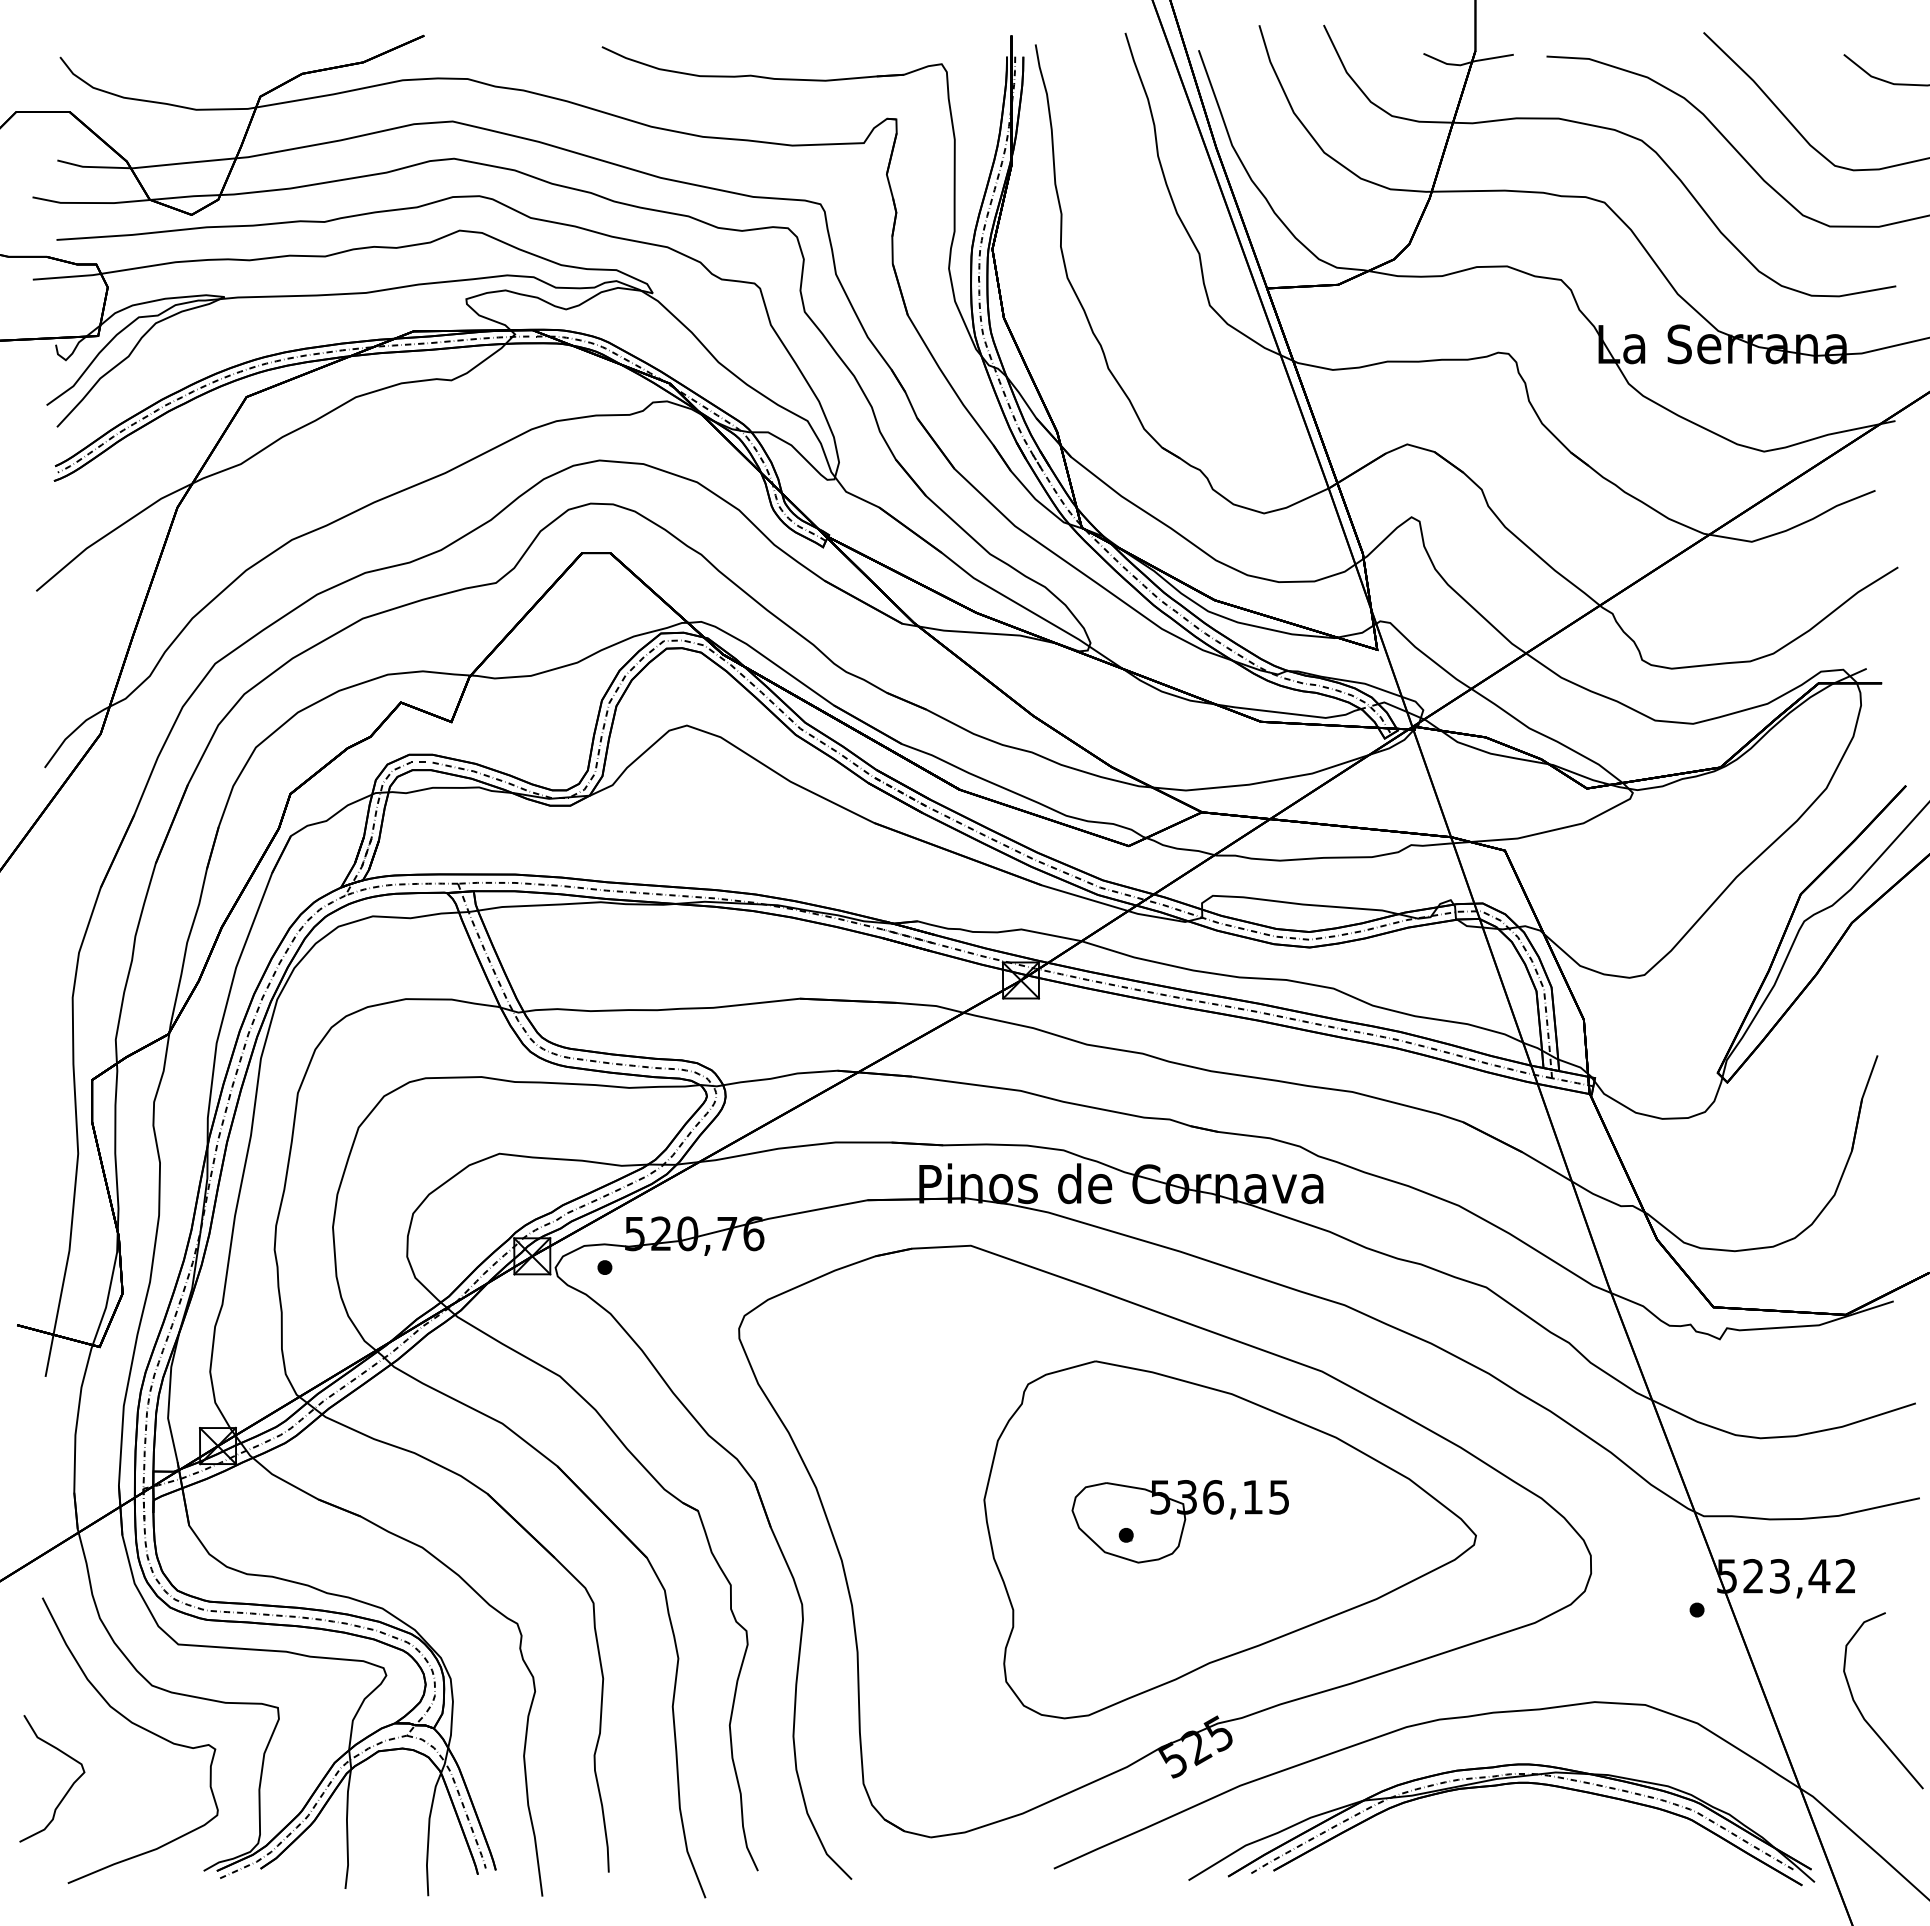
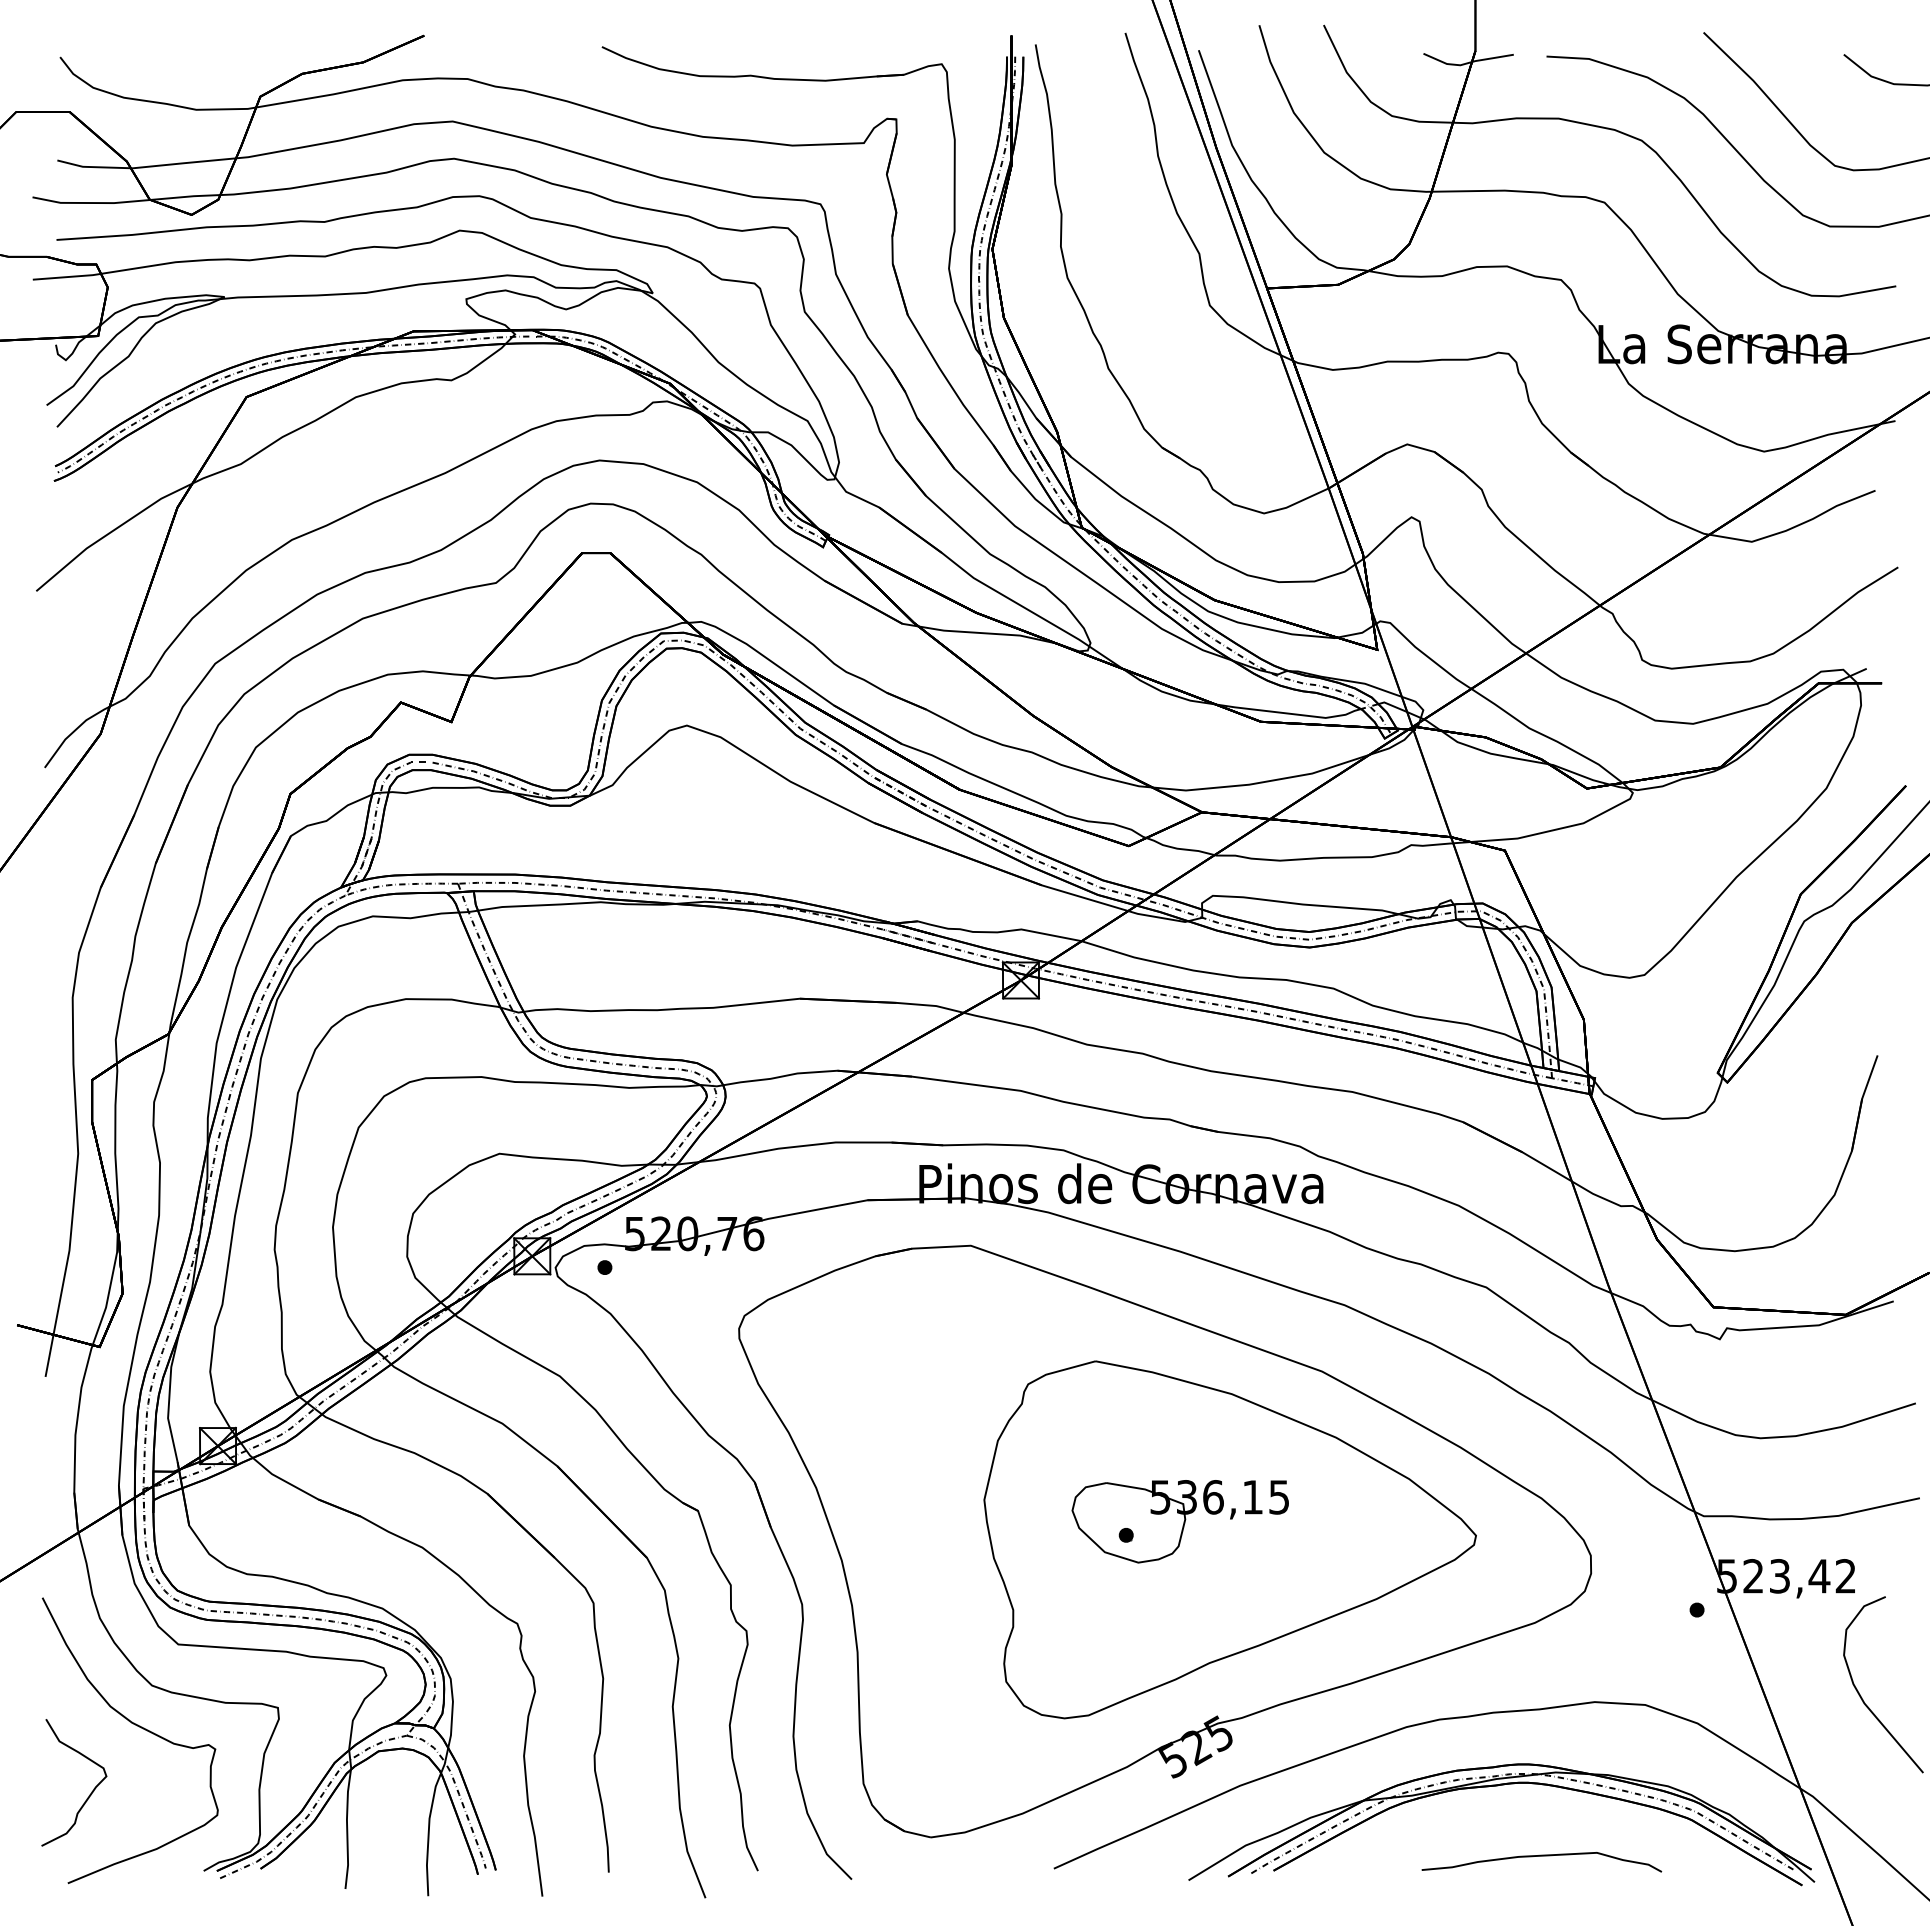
curve position: (1862, 1713) -> (1862, 1697) (1862, 1697)
curve position: (67, 1790) -> (89, 1794) (89, 1794)
curve: none -> present (1541, 1856)
